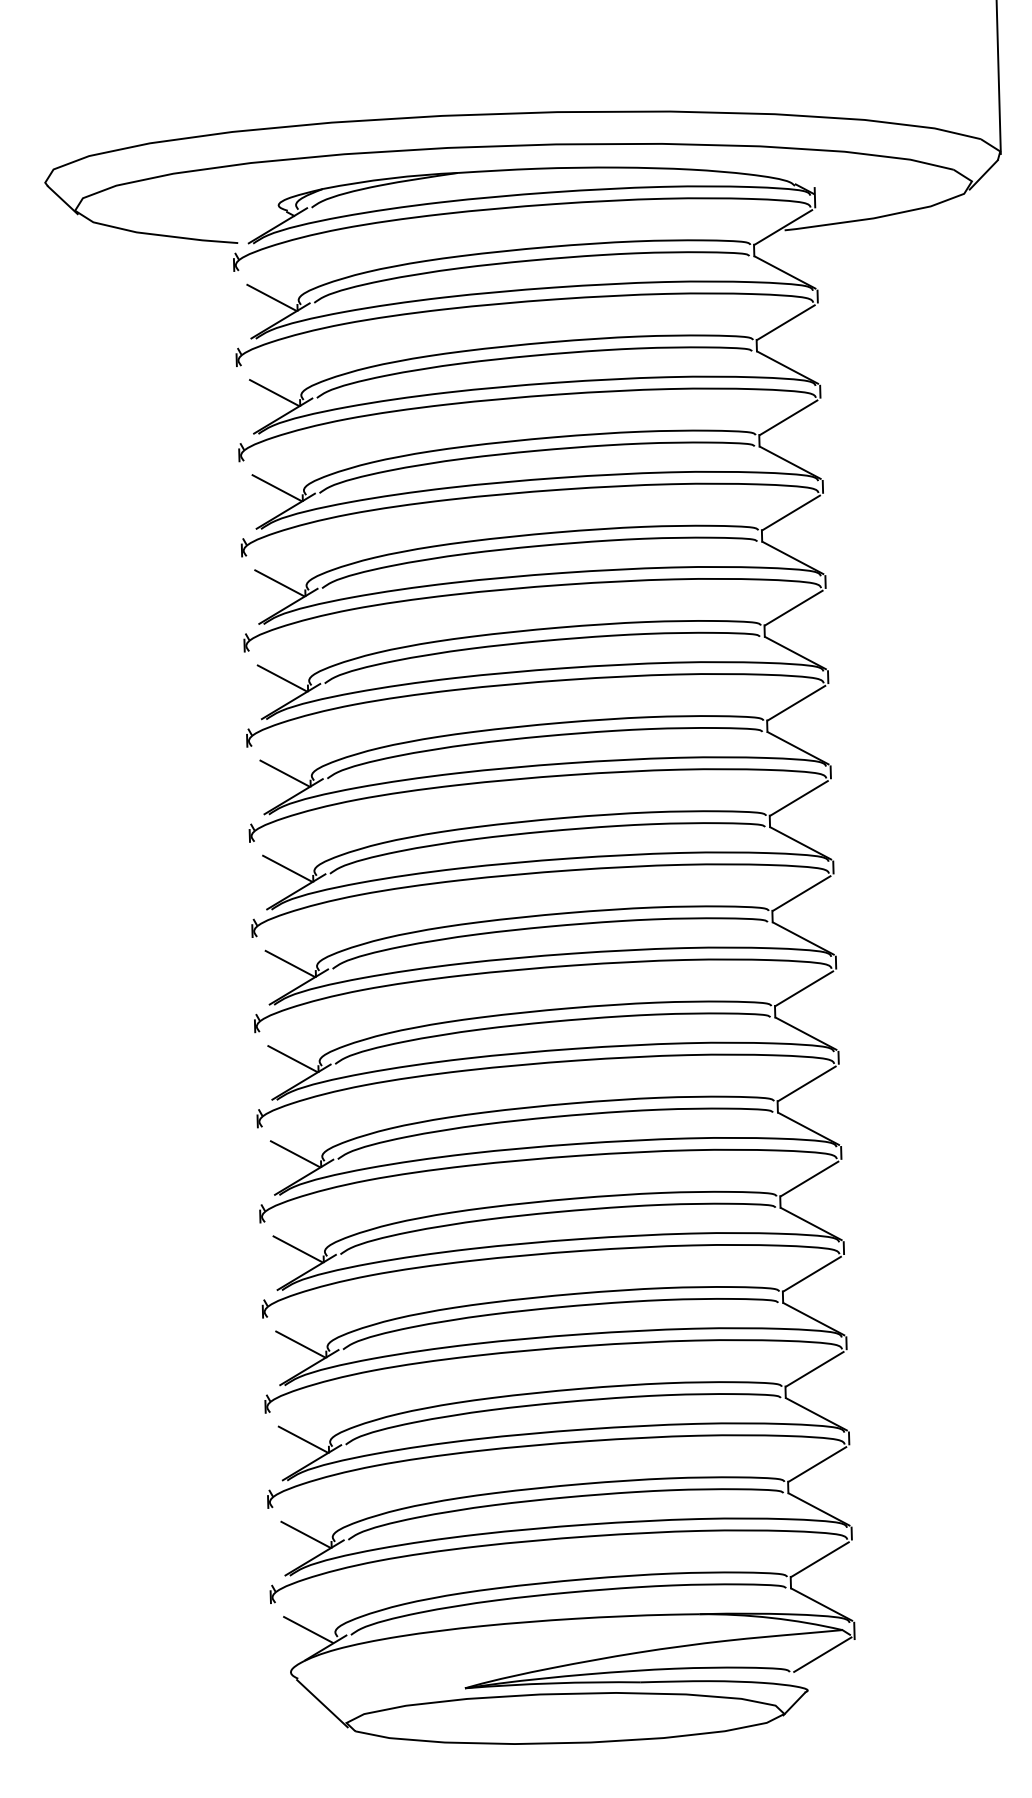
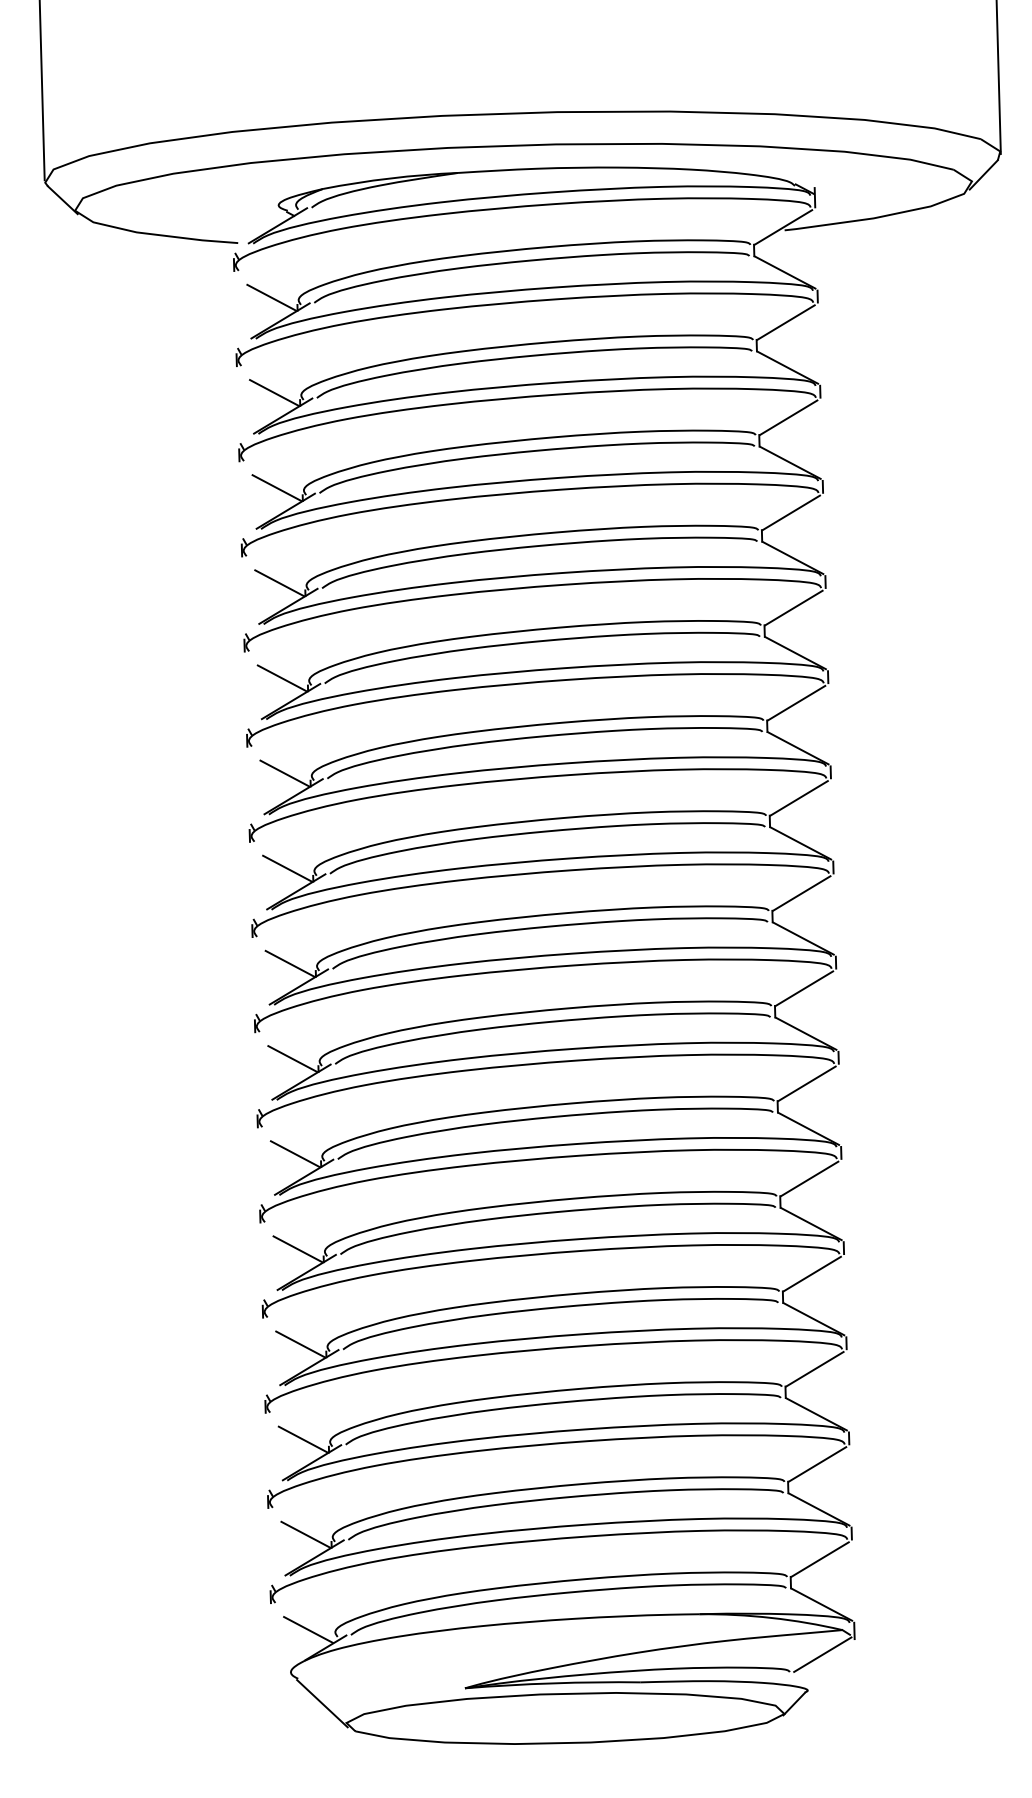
line: none -> present (41, 91)
